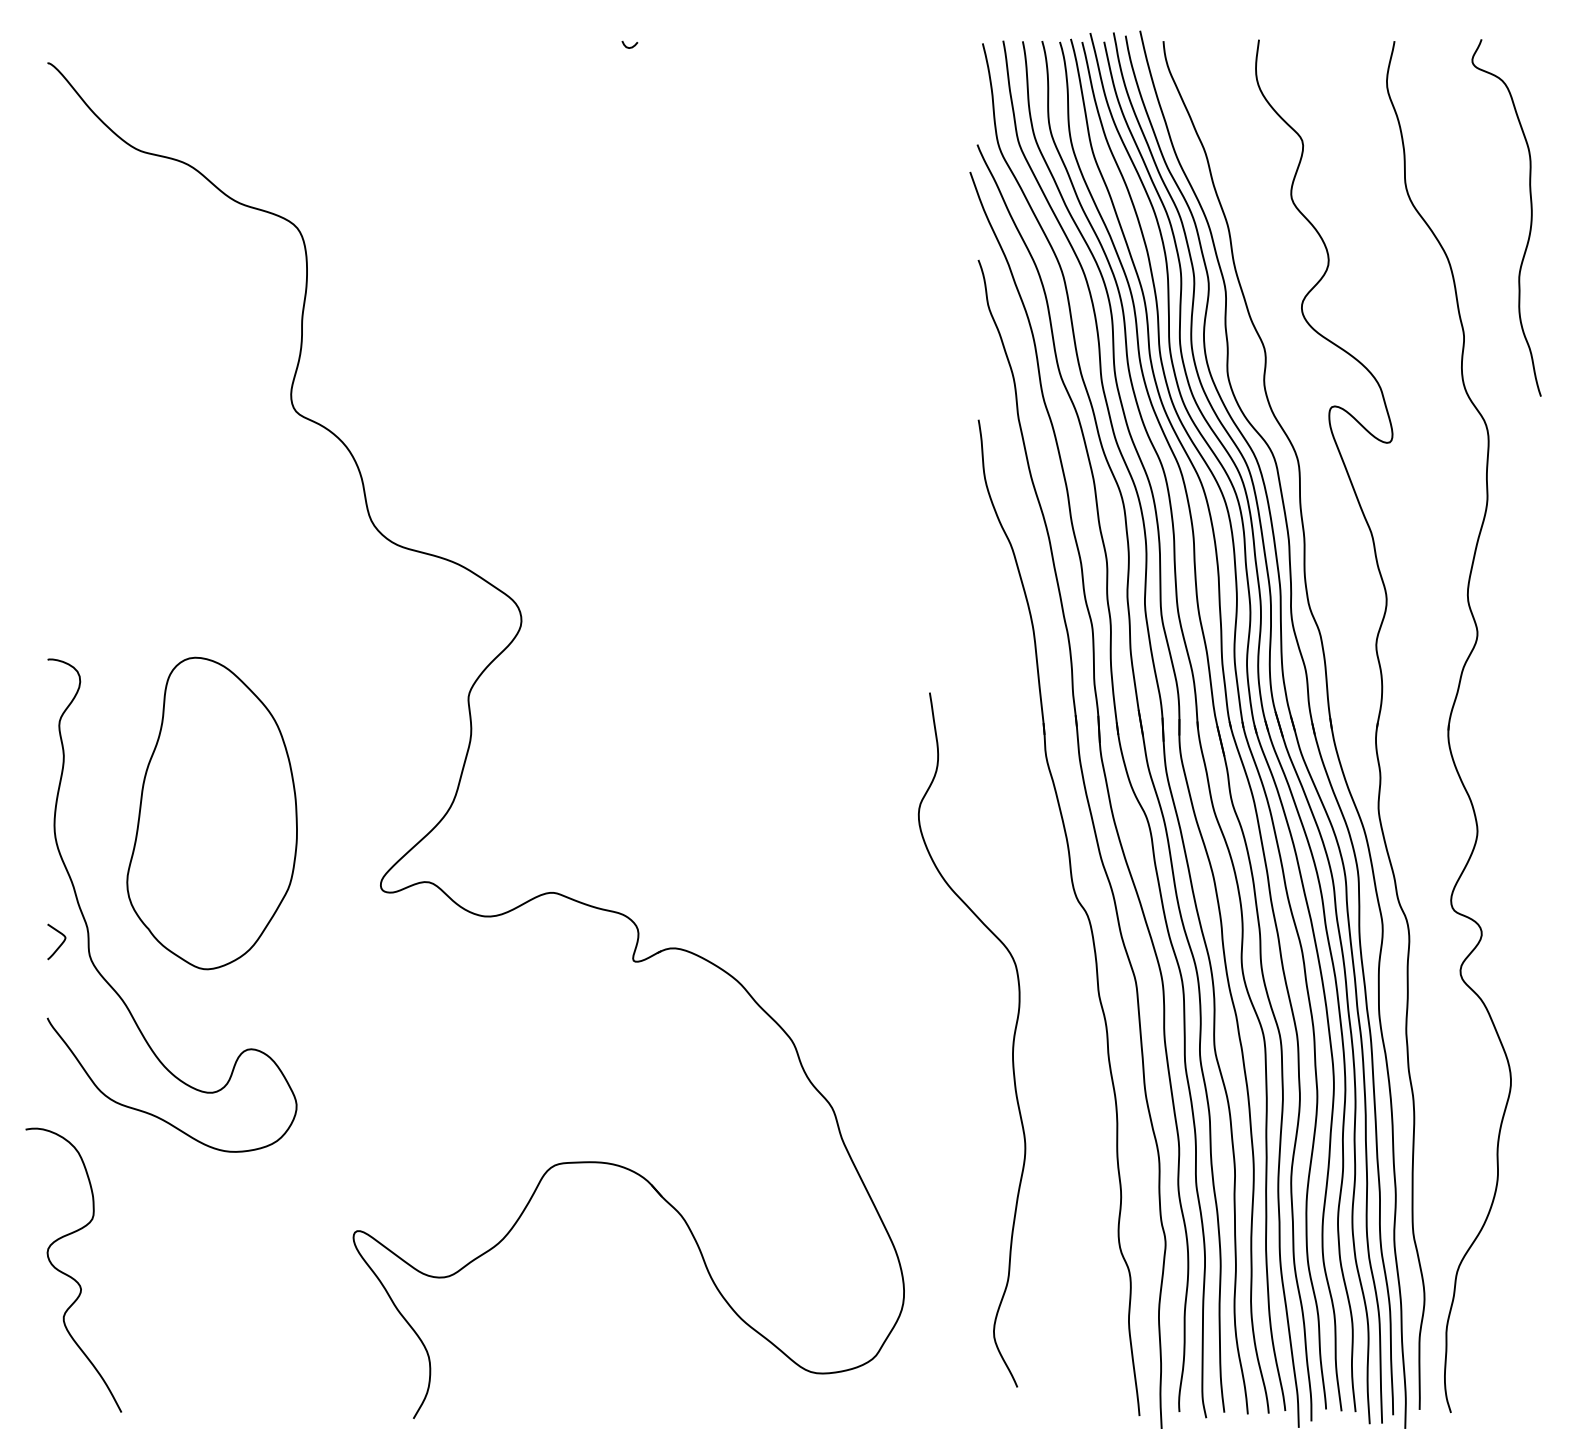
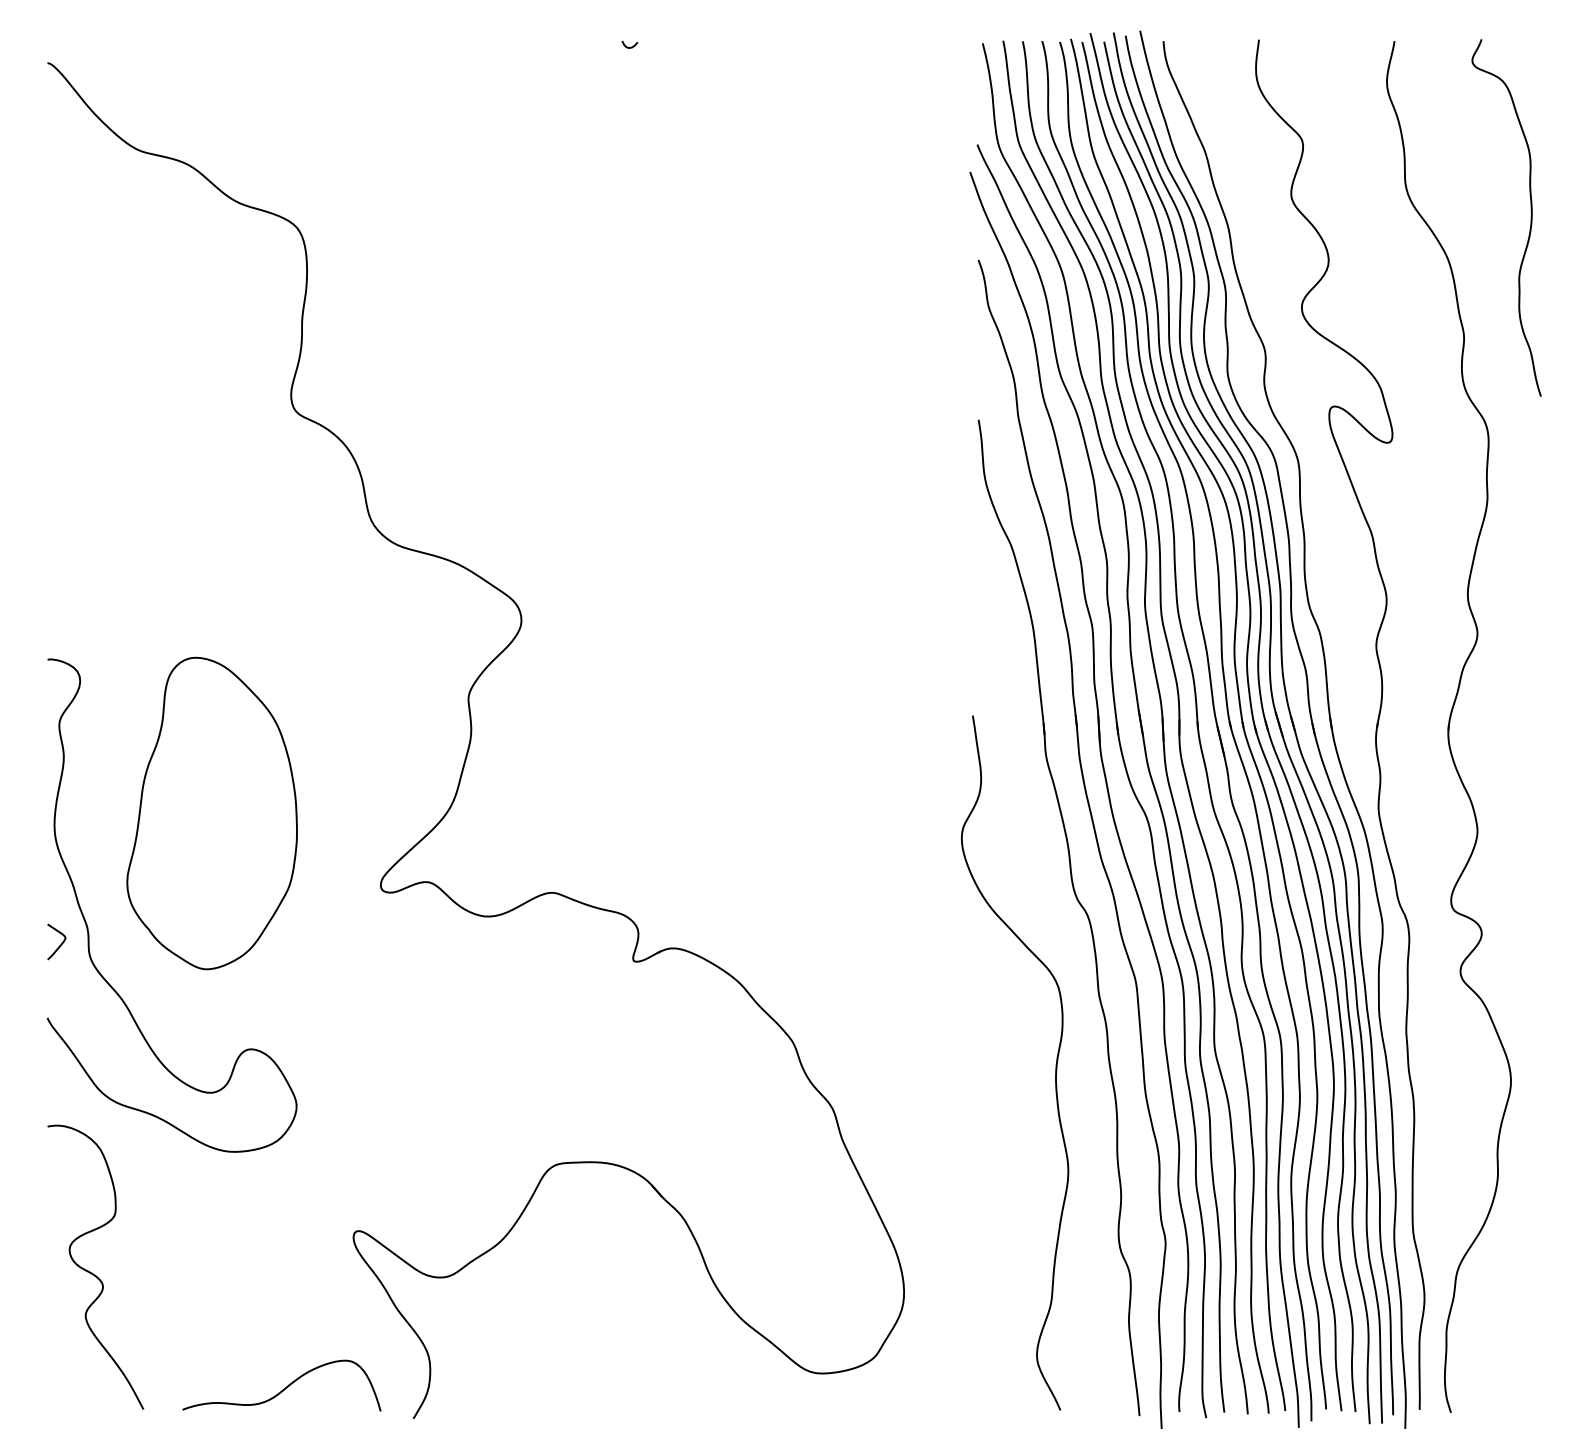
curve position: (1012, 1041) -> (1055, 1064) (1055, 1064)
curve position: (70, 1275) -> (92, 1272) (92, 1272)
curve: none -> present (283, 1388)
